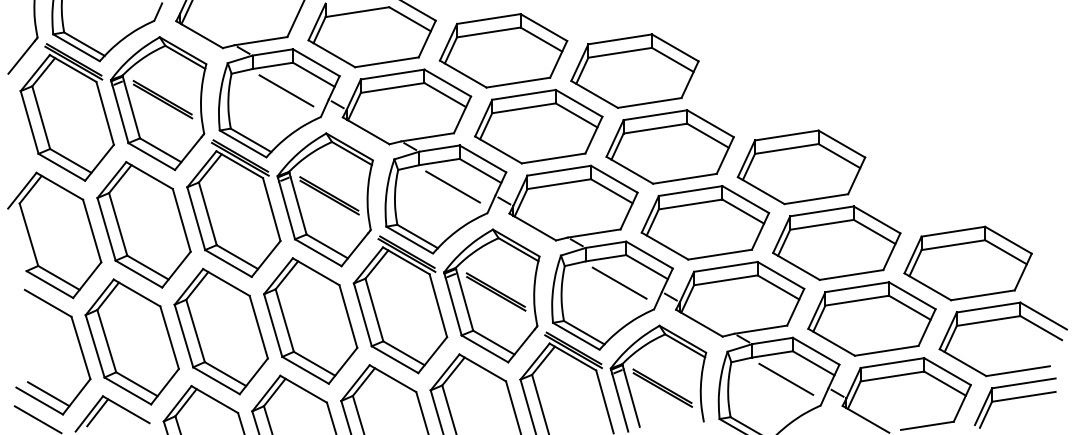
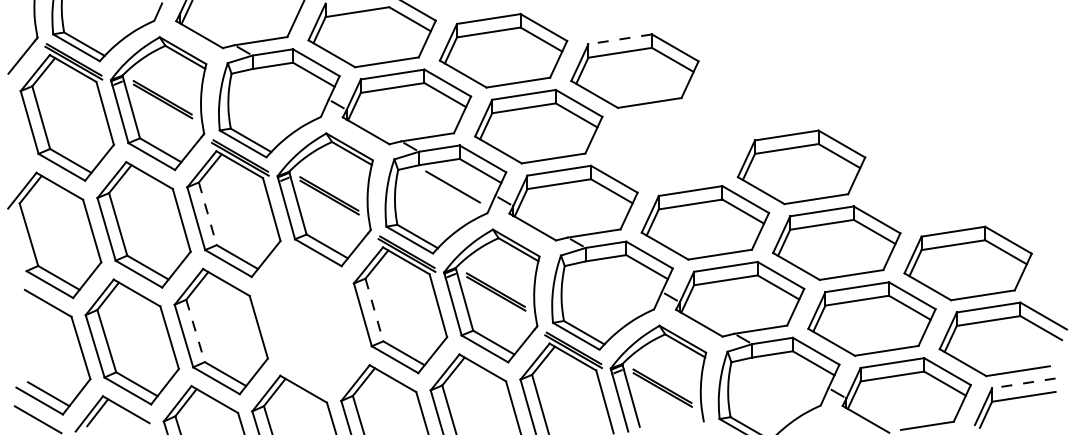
line: solid -> dashed (619, 39)
line: present -> none (286, 90)
part: present -> none (669, 146)
line: solid -> dashed (207, 213)
line: present -> none (619, 283)
line: solid -> dashed (374, 310)
part: present -> none (310, 320)
line: solid -> dashed (195, 330)
line: present -> none (785, 379)
line: solid -> dashed (1023, 383)
